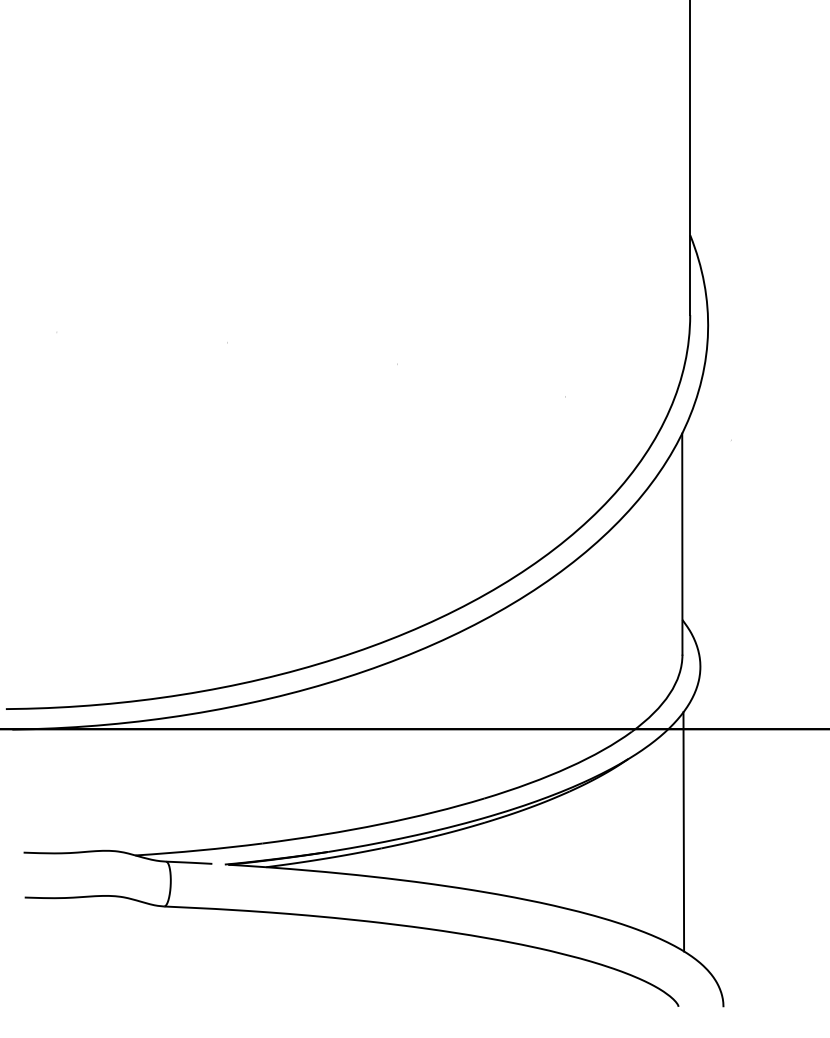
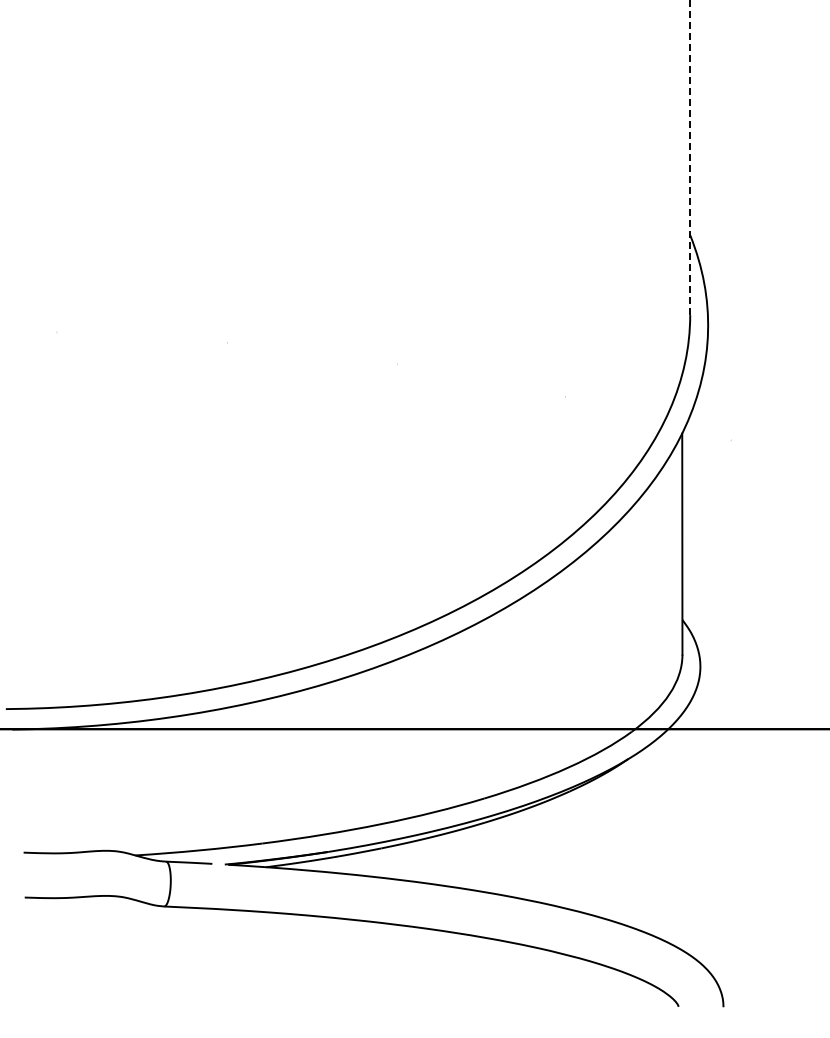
line: solid -> dashed (690, 157)
line: present -> none (683, 831)
